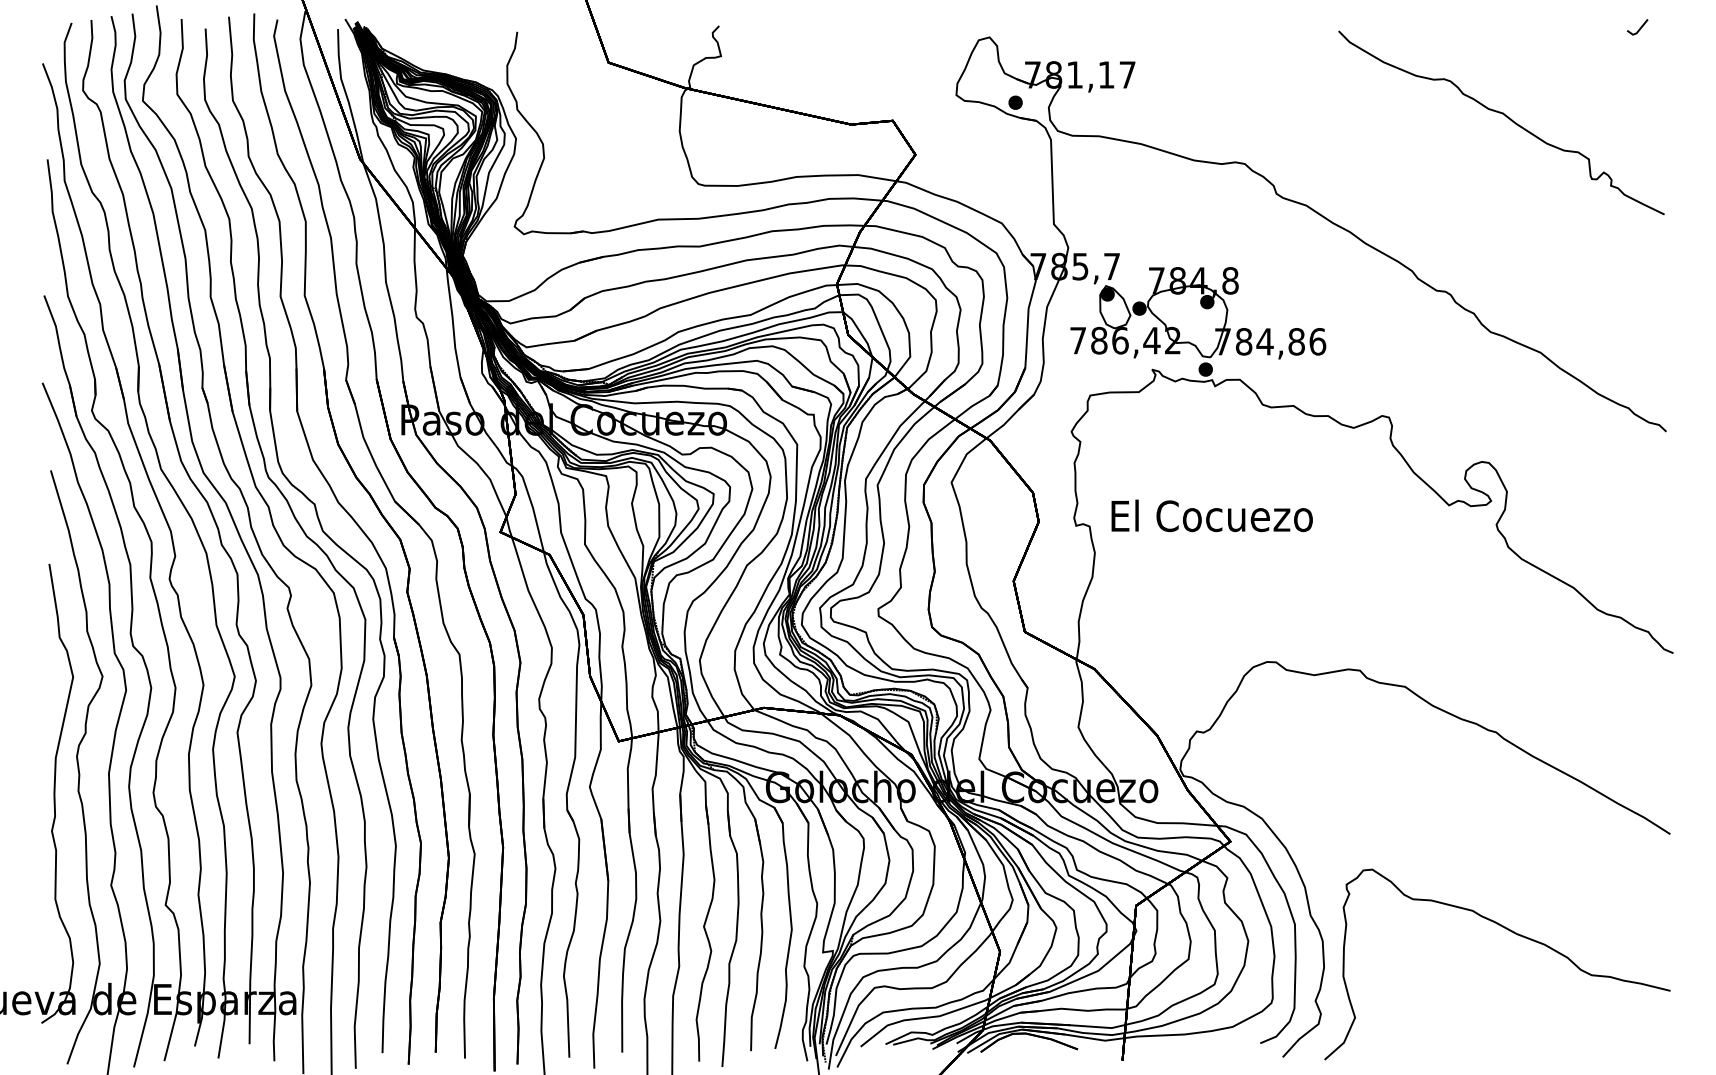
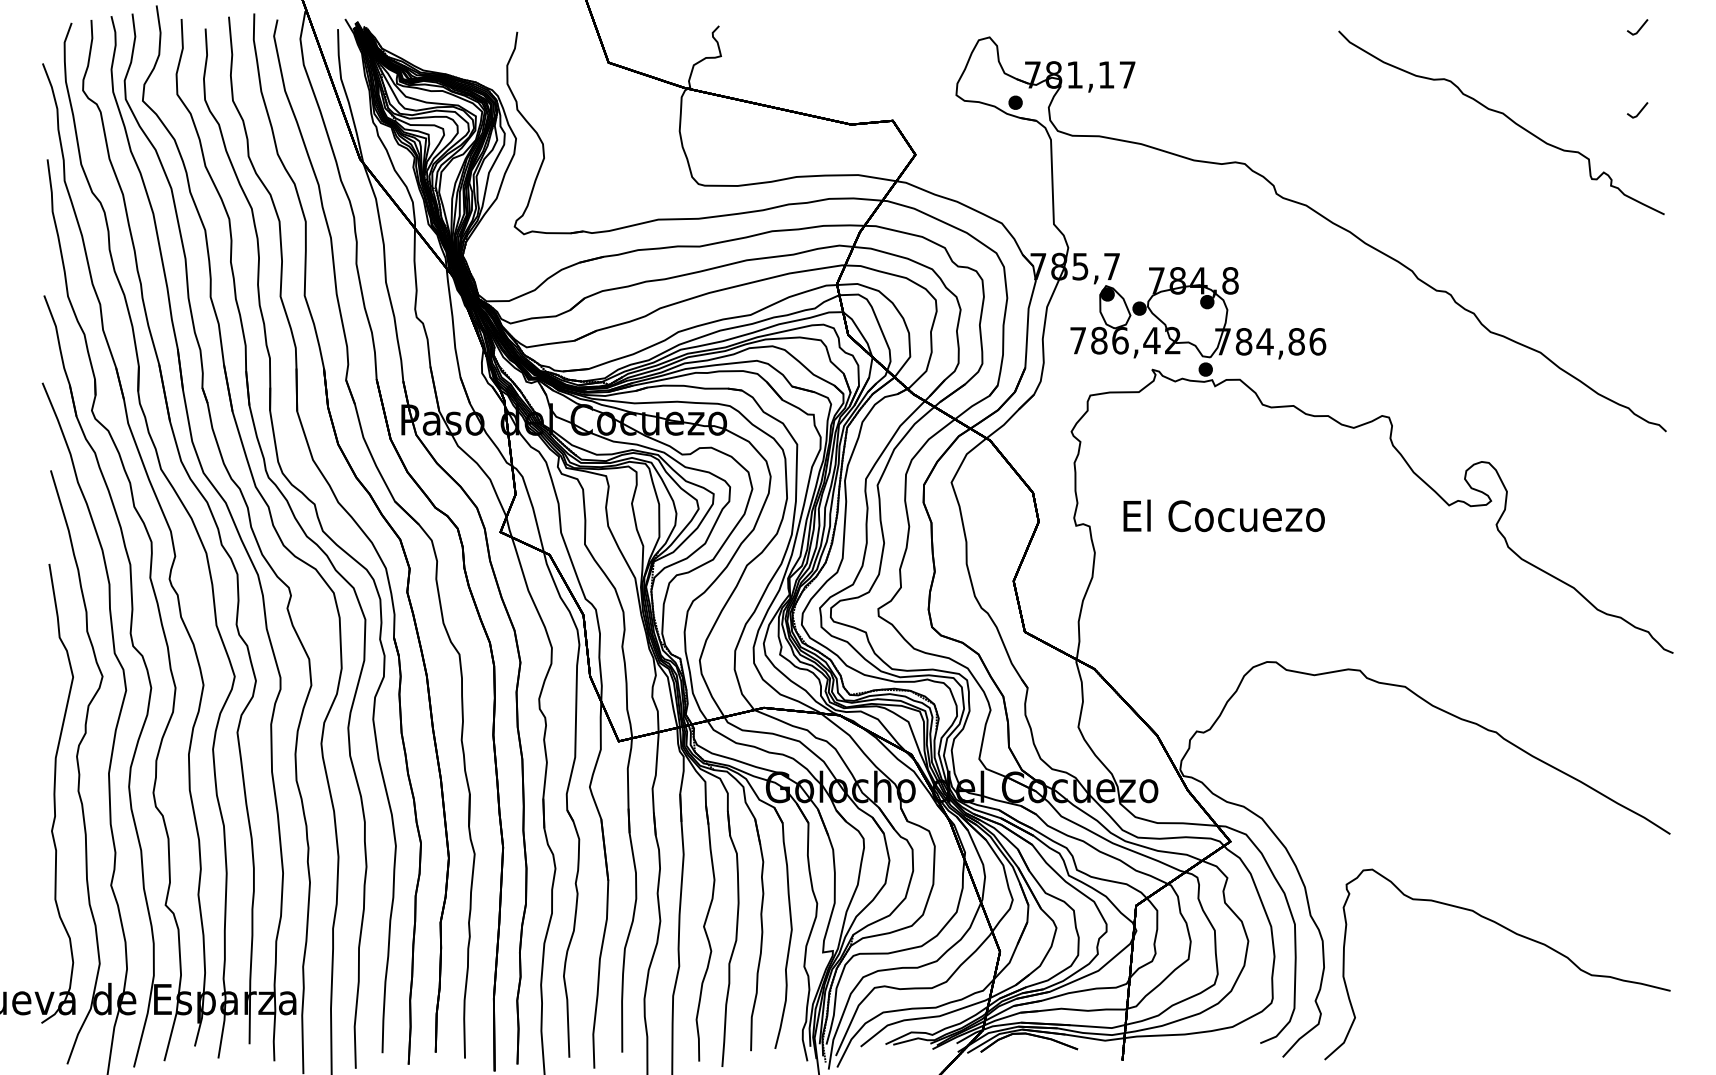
line: none -> present (1639, 111)
text position: (1211, 515) -> (1223, 515) (1223, 515)
